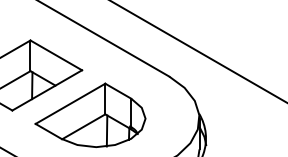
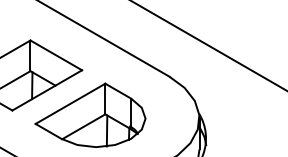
line position: (198, 51) -> (208, 45) (208, 45)
